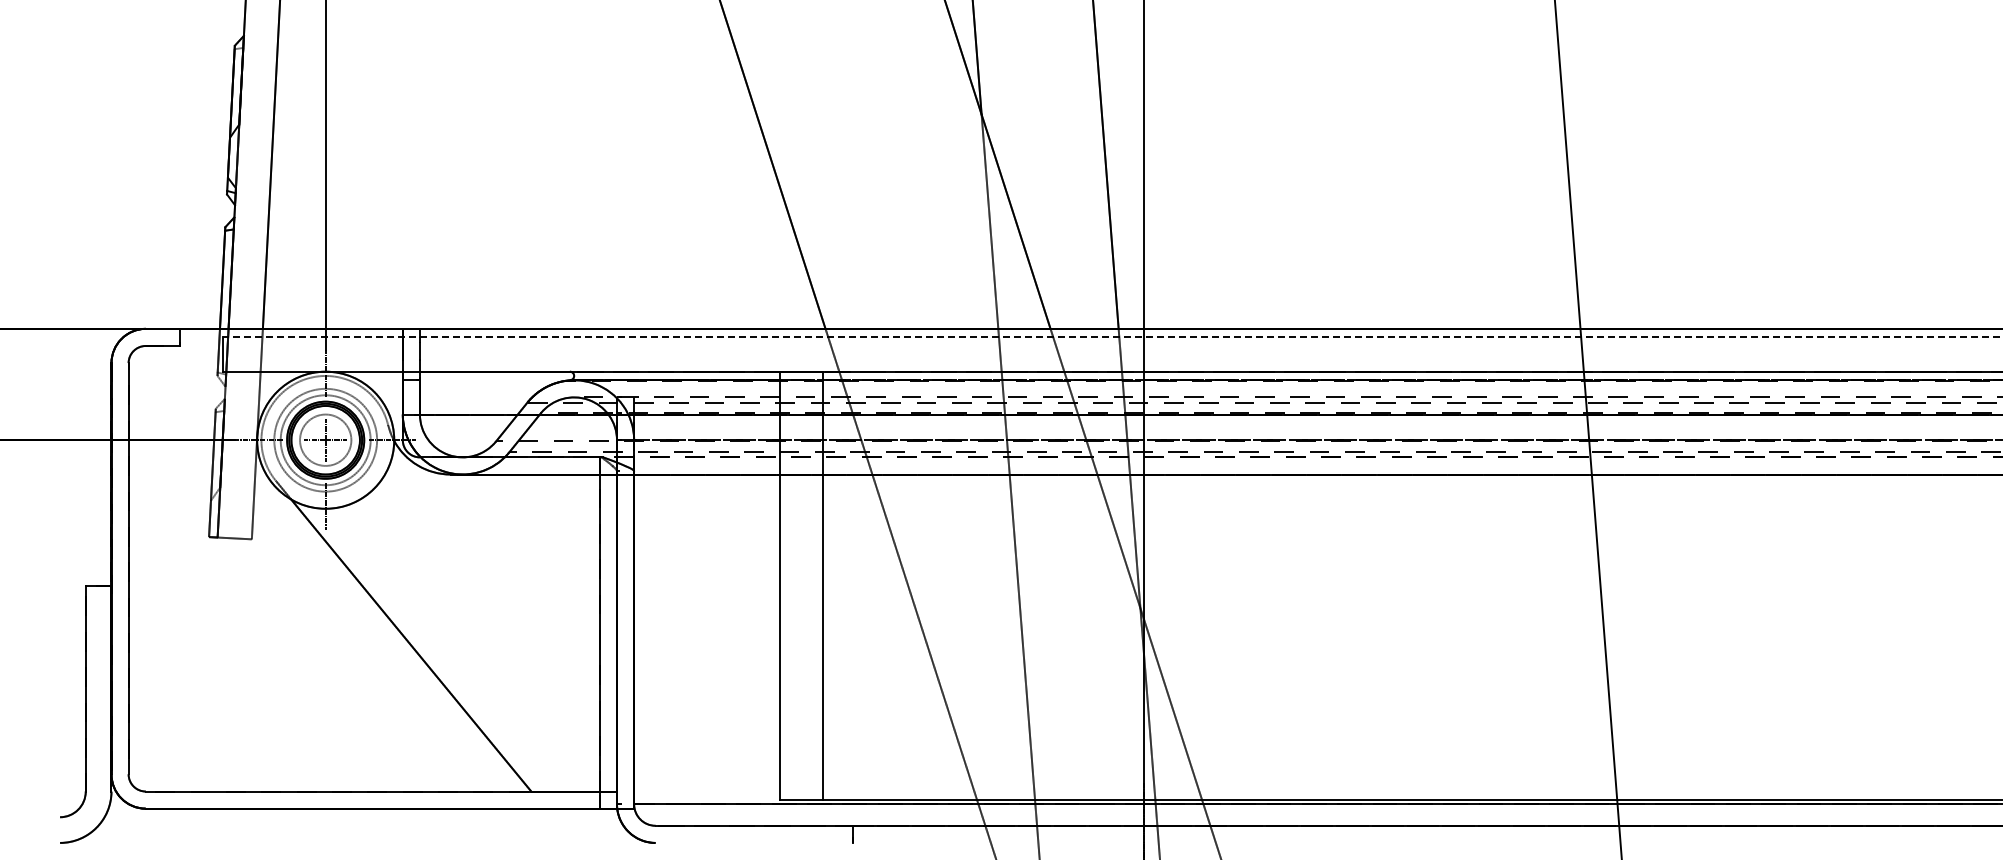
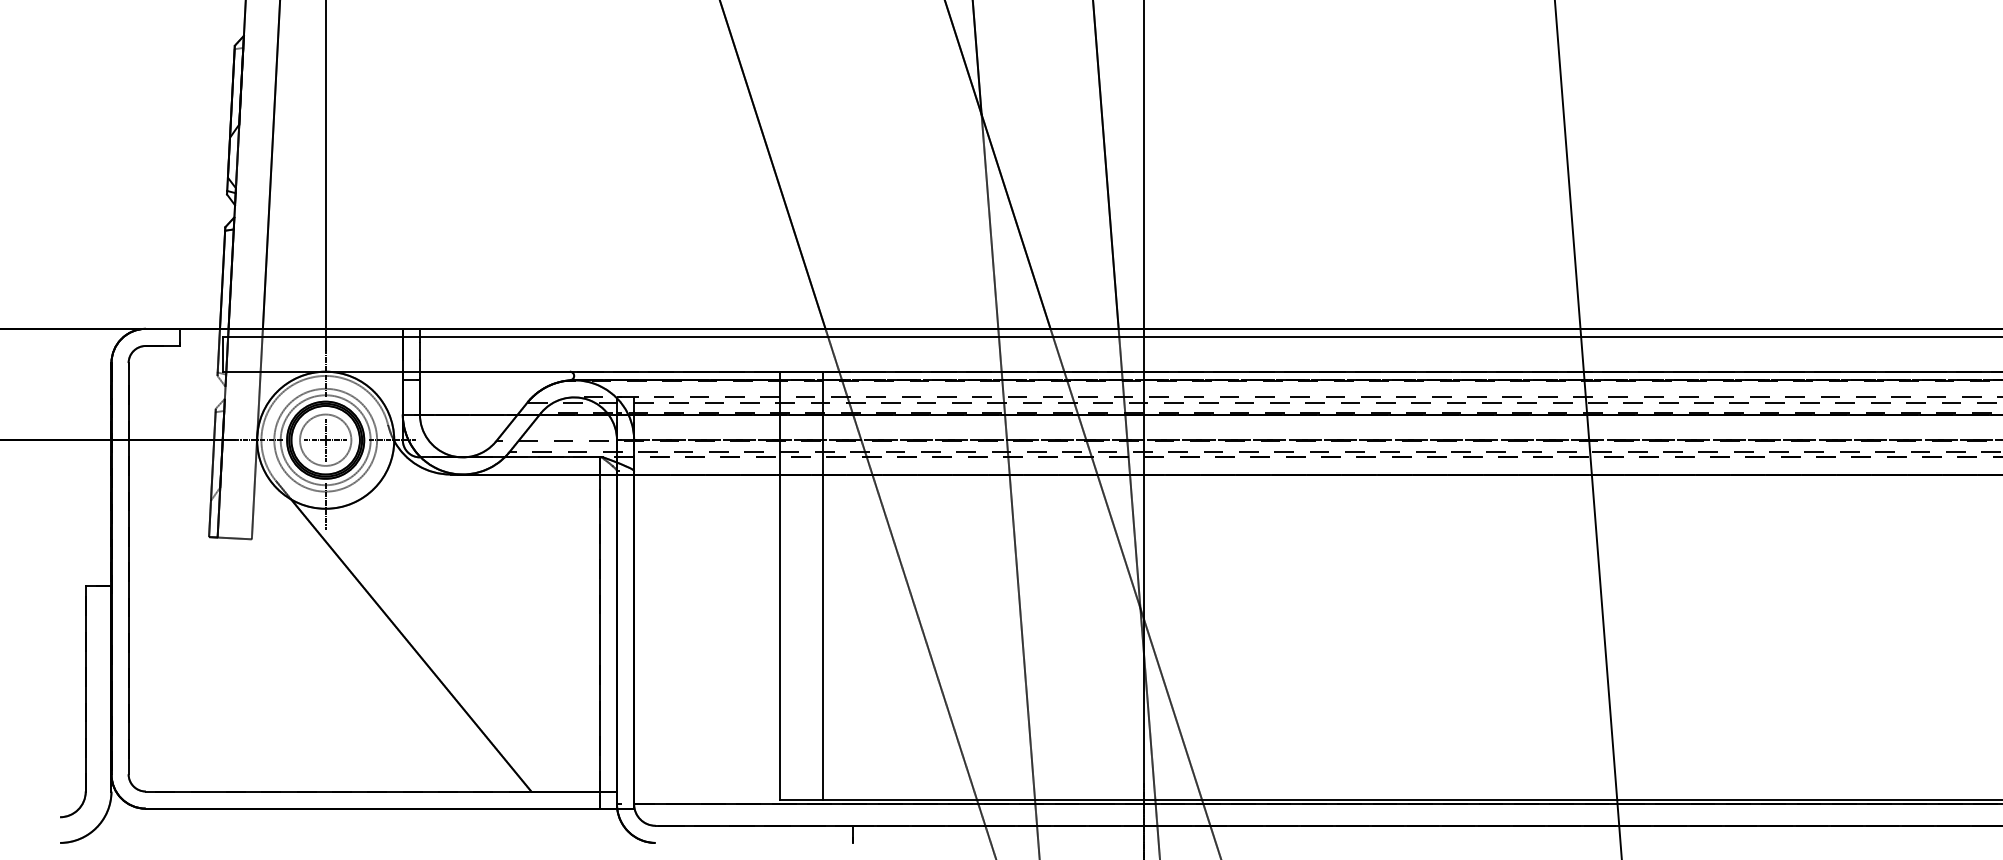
line: dashed -> solid (1112, 337)
